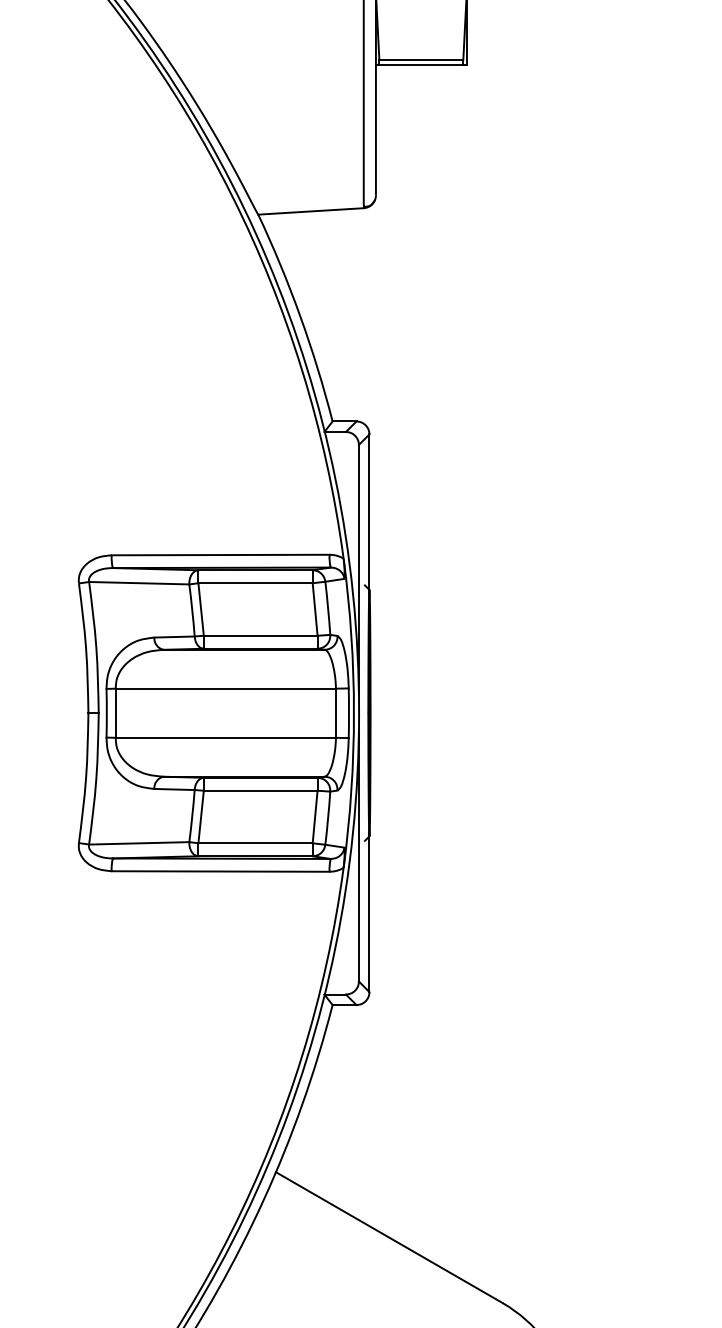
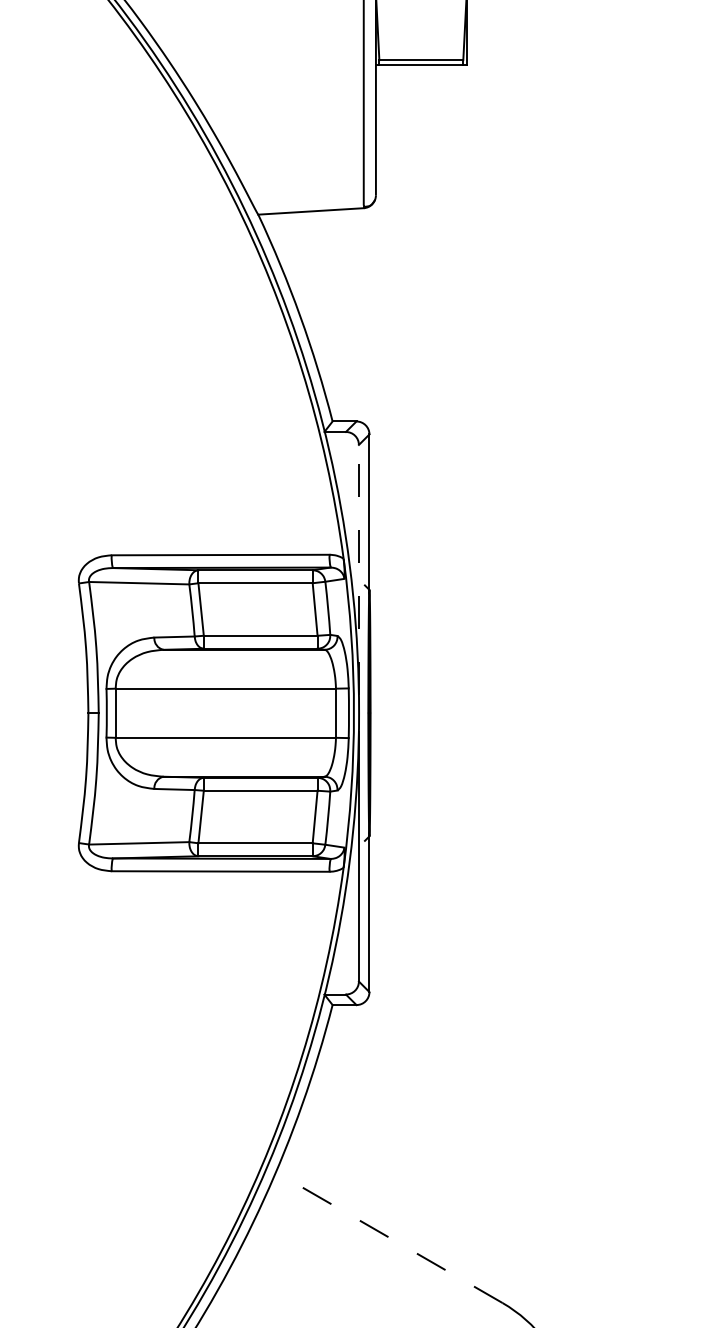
line: solid -> dashed (358, 569)
line: solid -> dashed (389, 1237)
